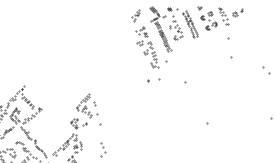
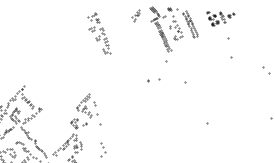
part size: 47x25 px -> 30x16 px (220, 18)
part position: (147, 47) -> (99, 33) (99, 33)
